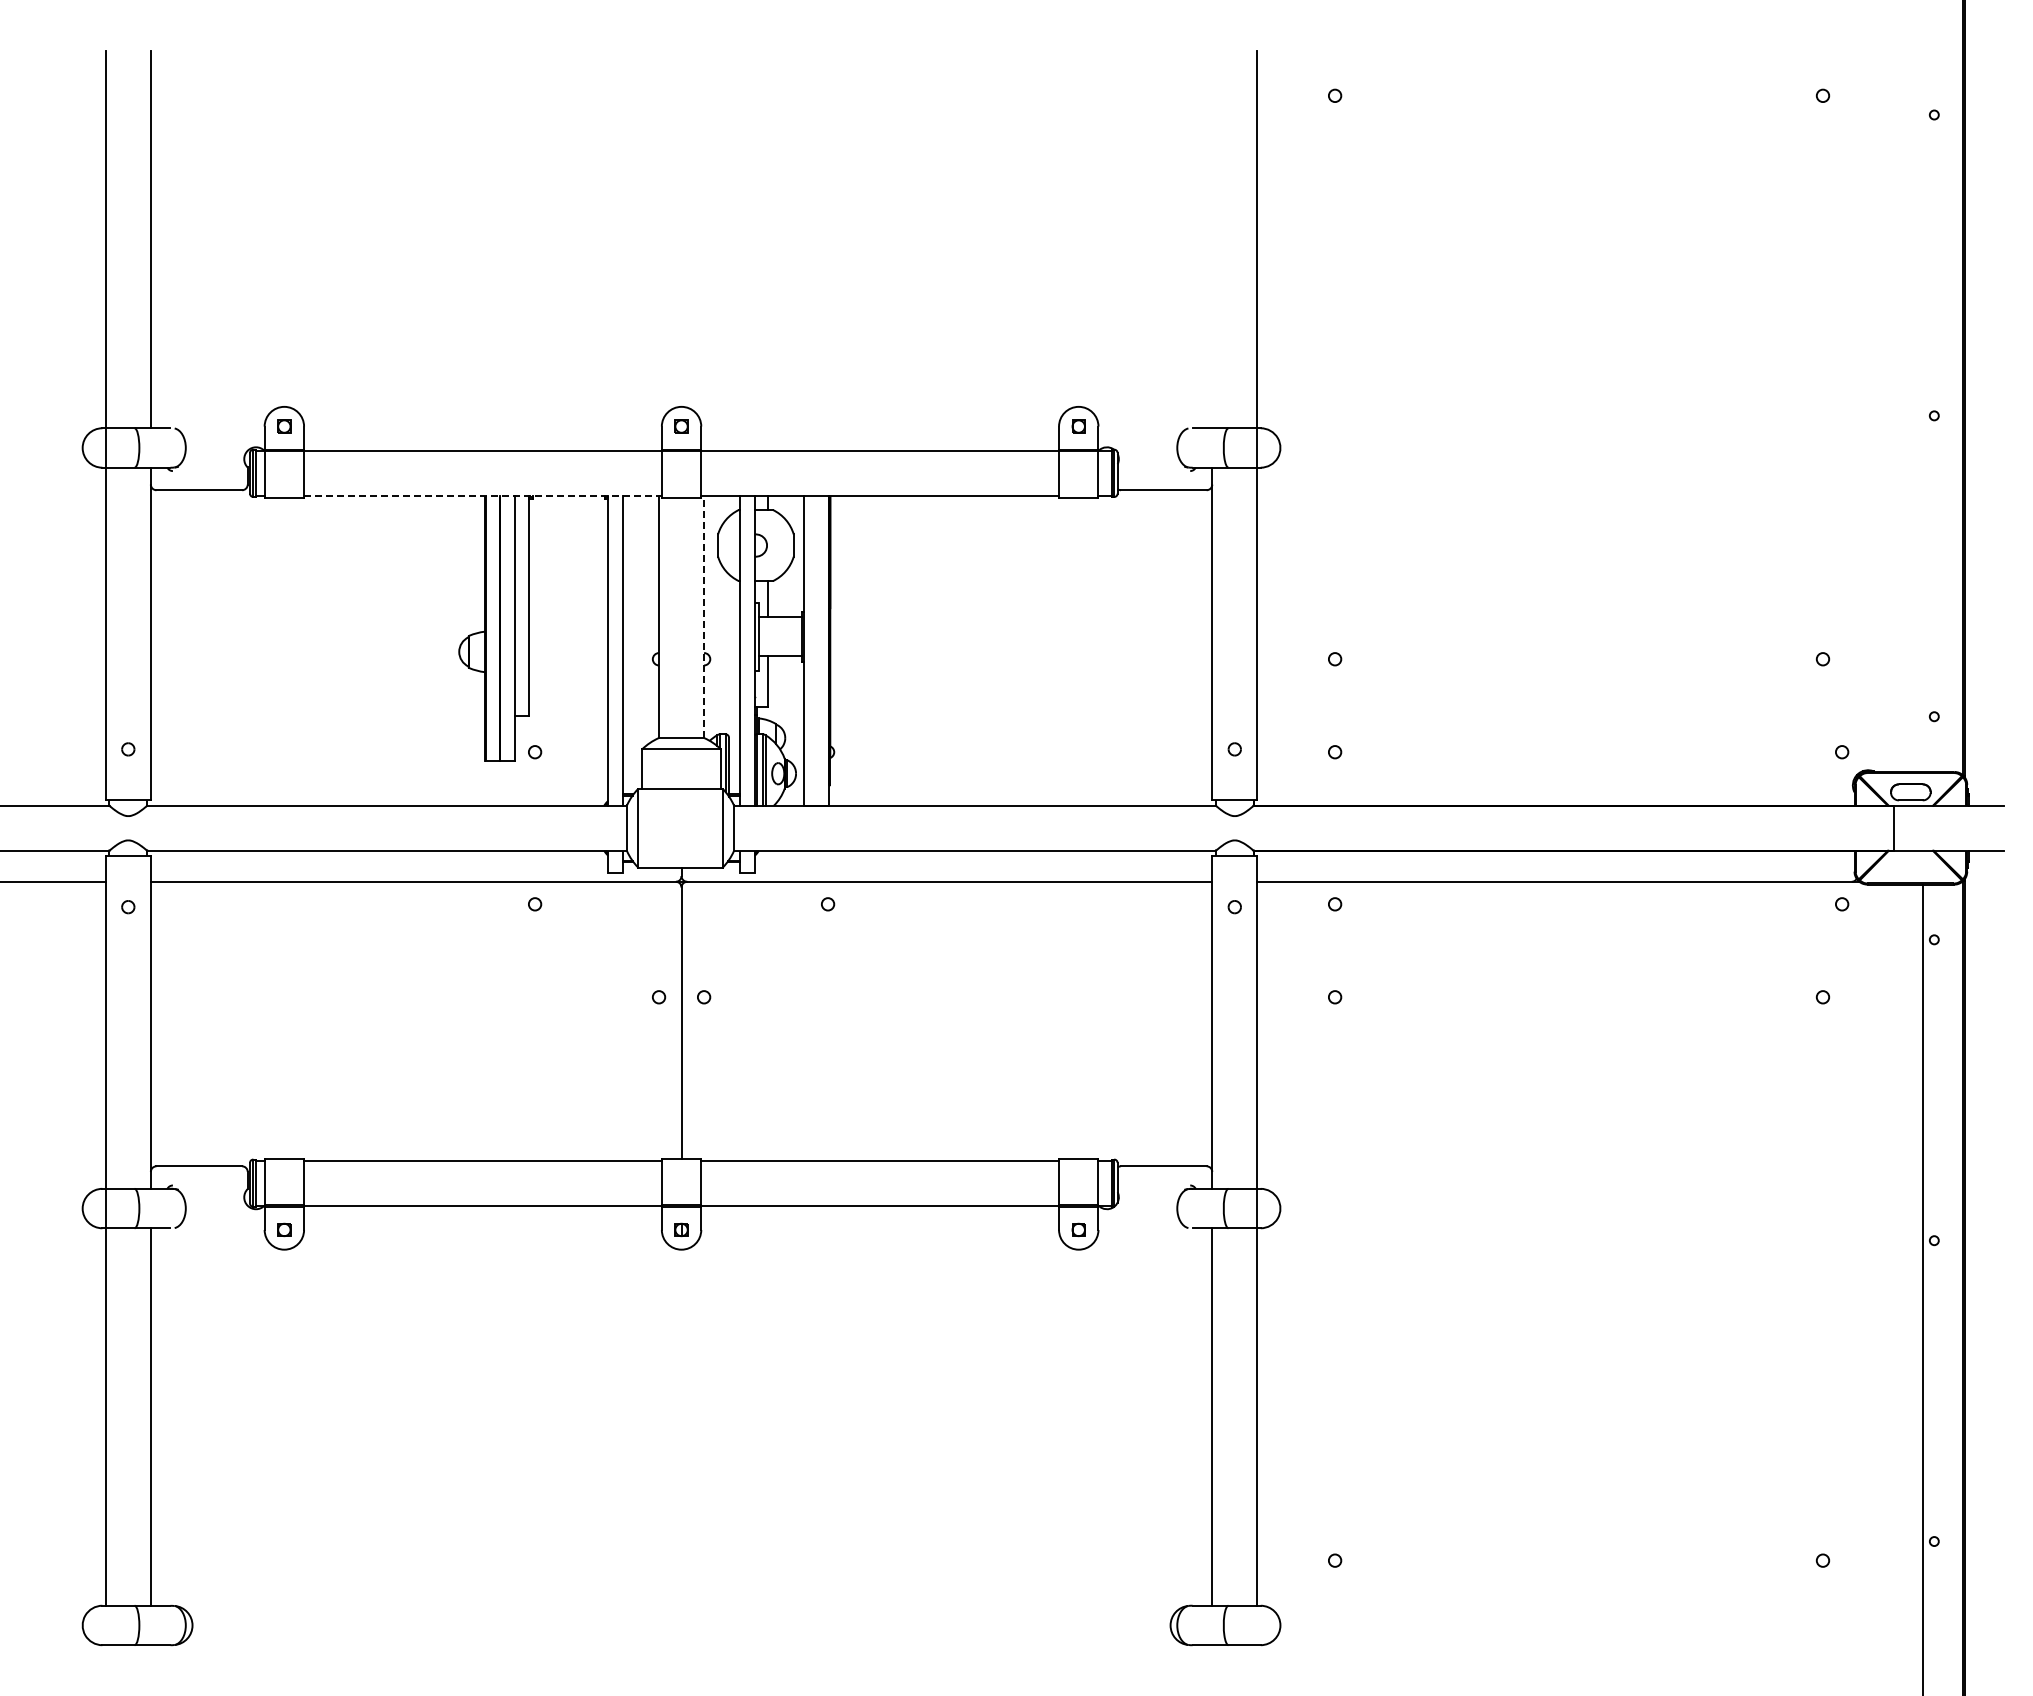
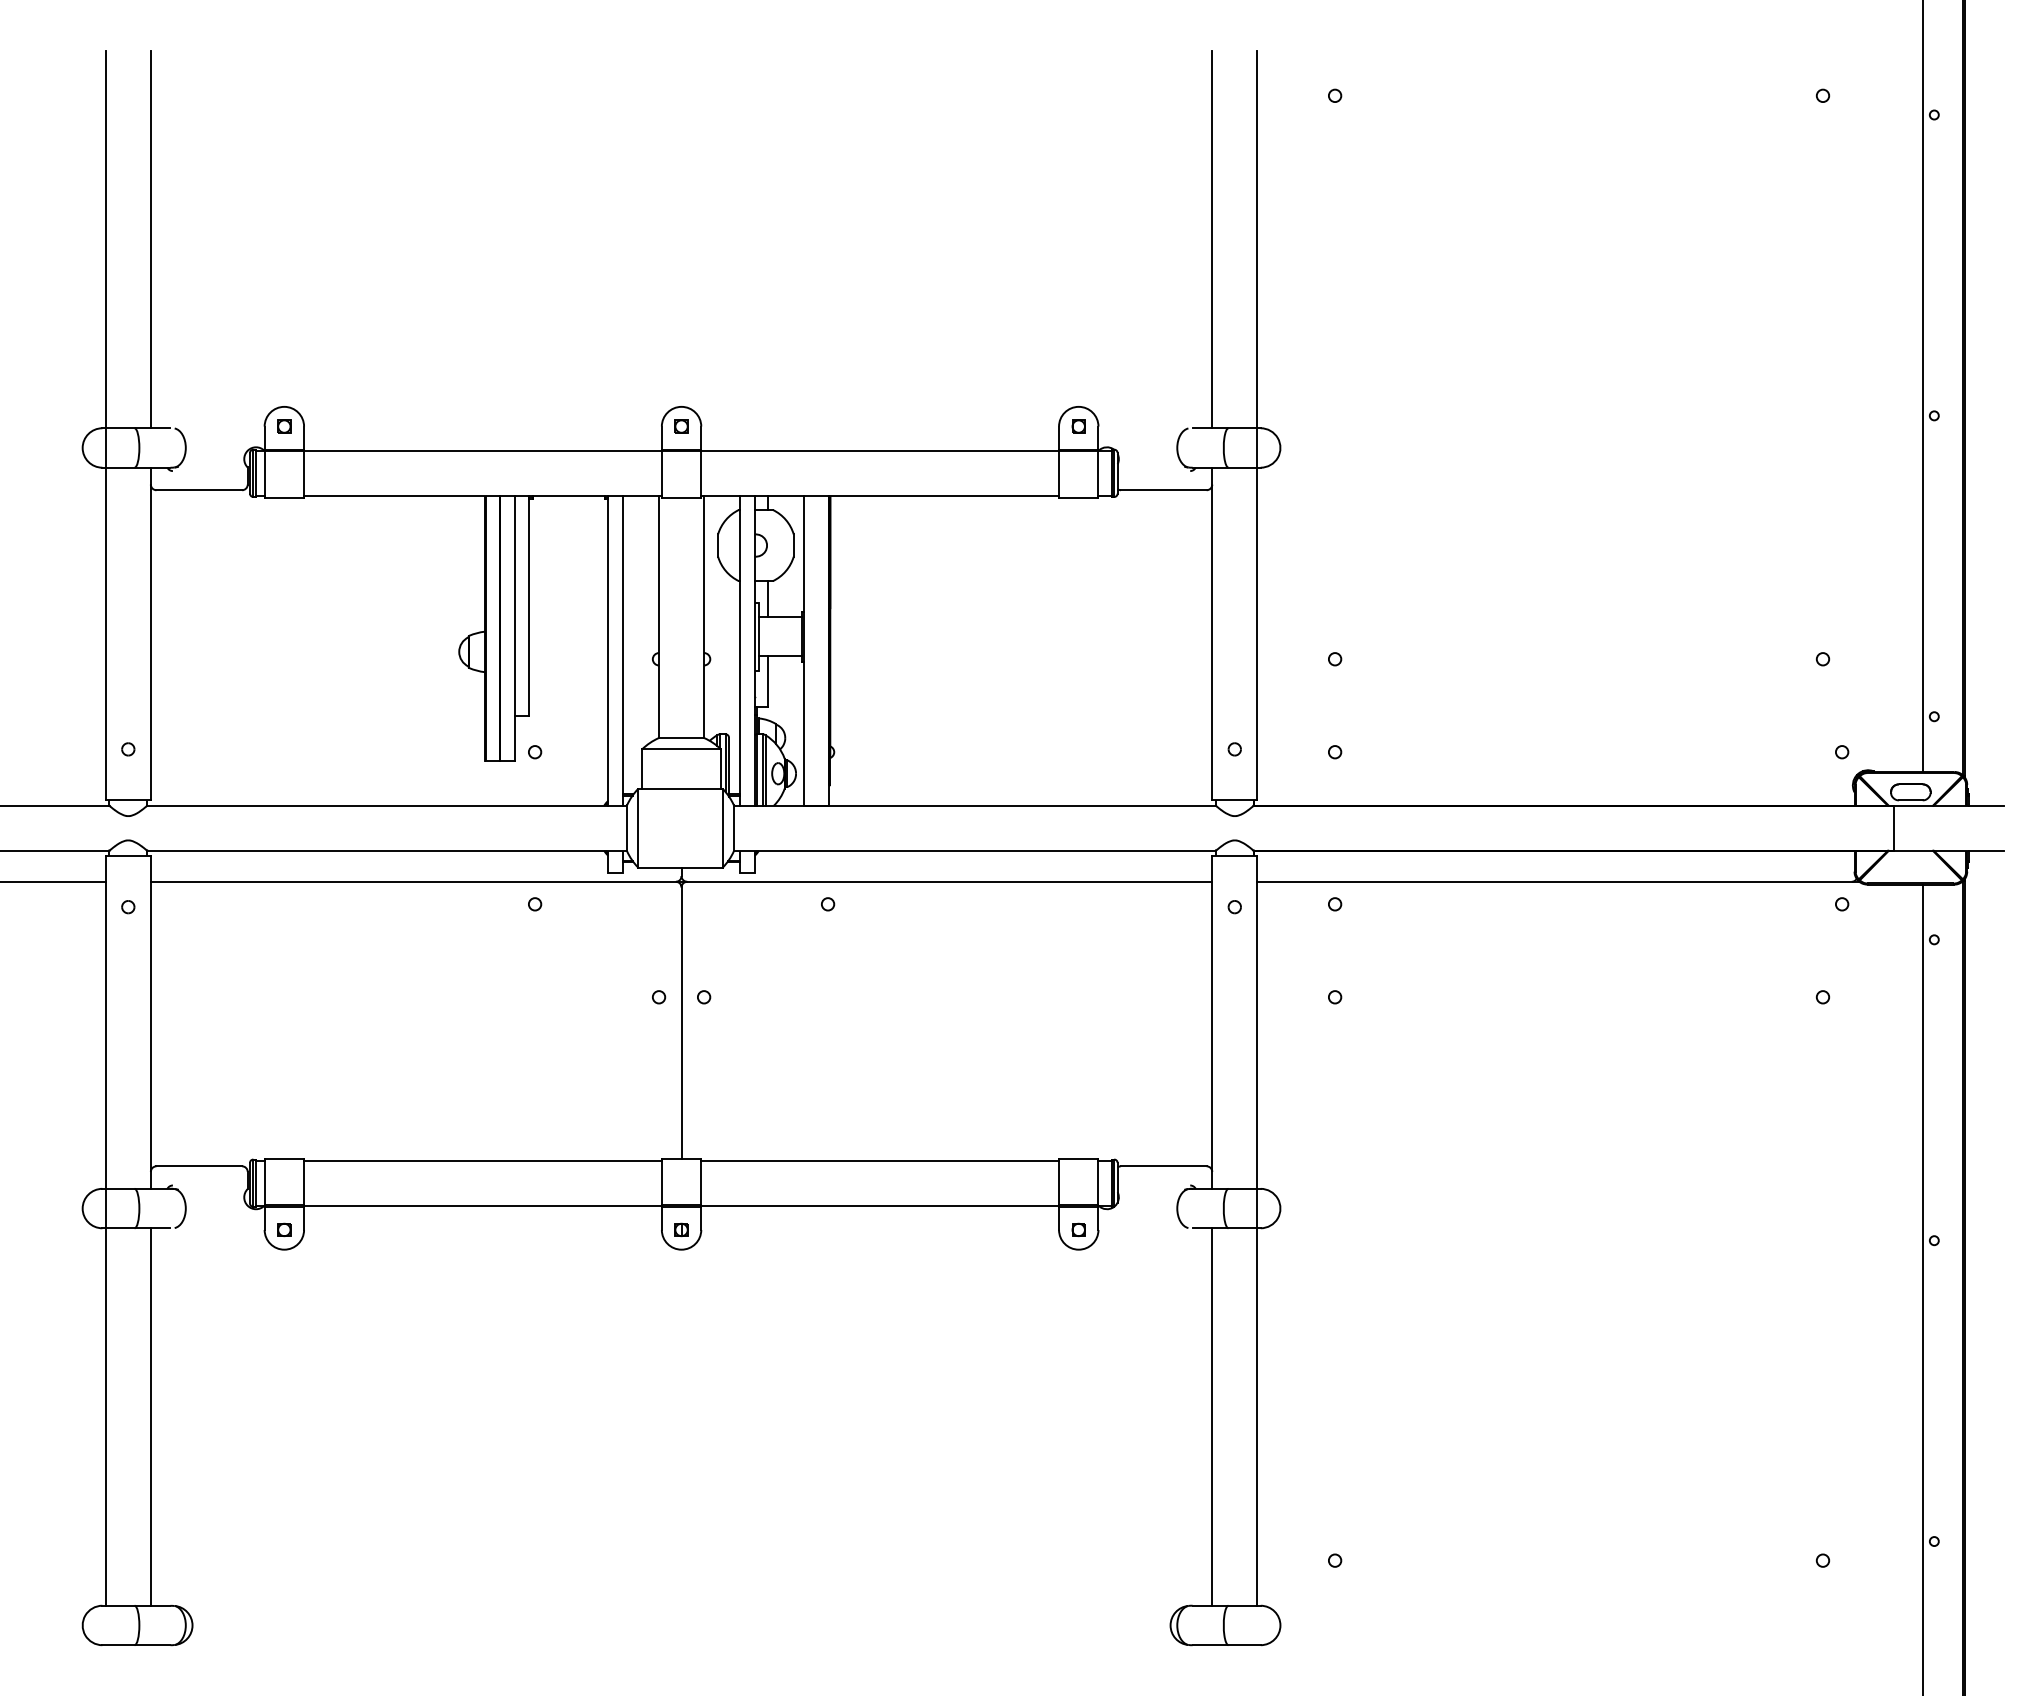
line: none -> present (1212, 239)
line: none -> present (1923, 386)
line: dashed -> solid (482, 495)
line: dashed -> solid (704, 616)
